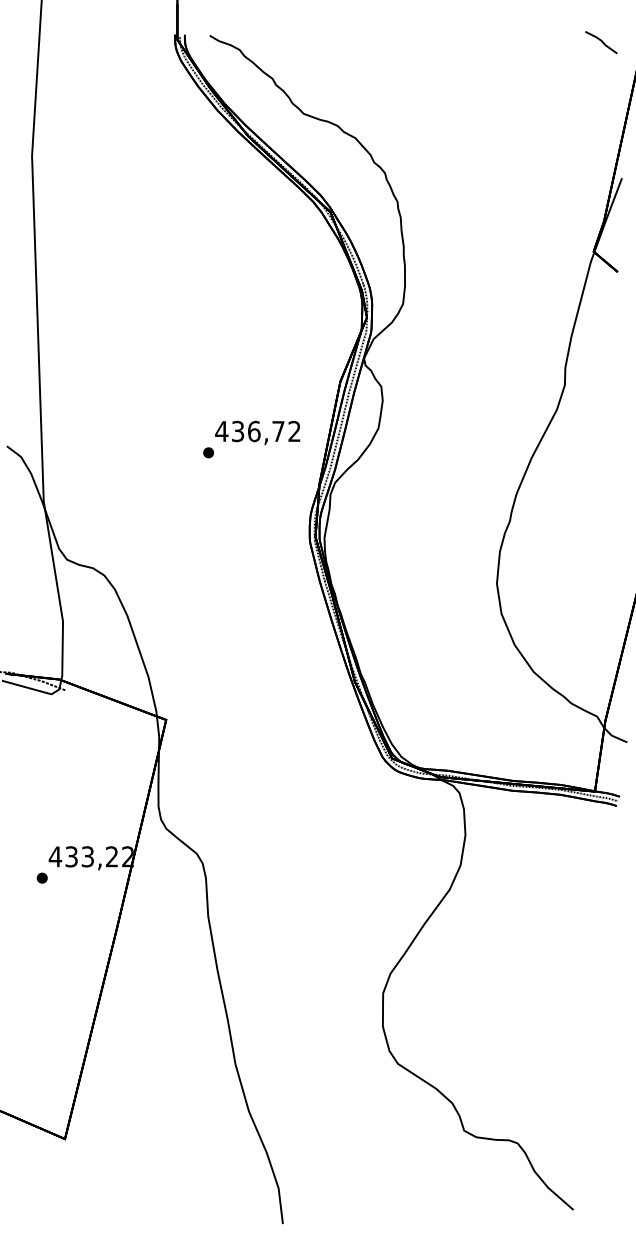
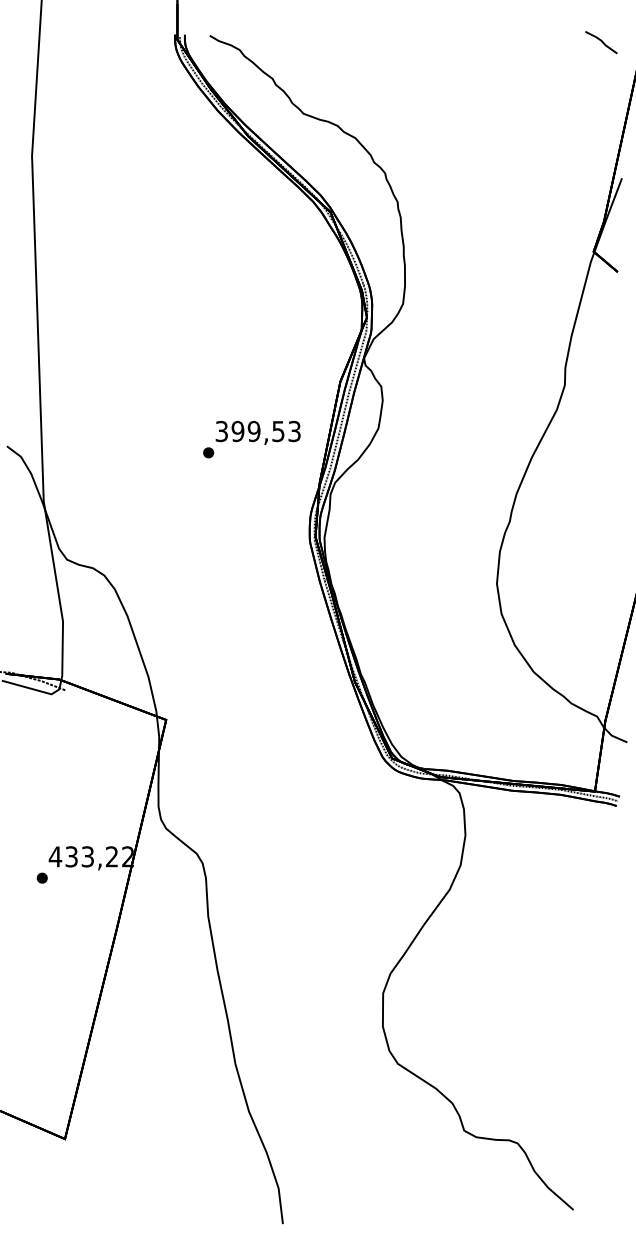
text: 436,72 -> 399,53 (257, 431)
